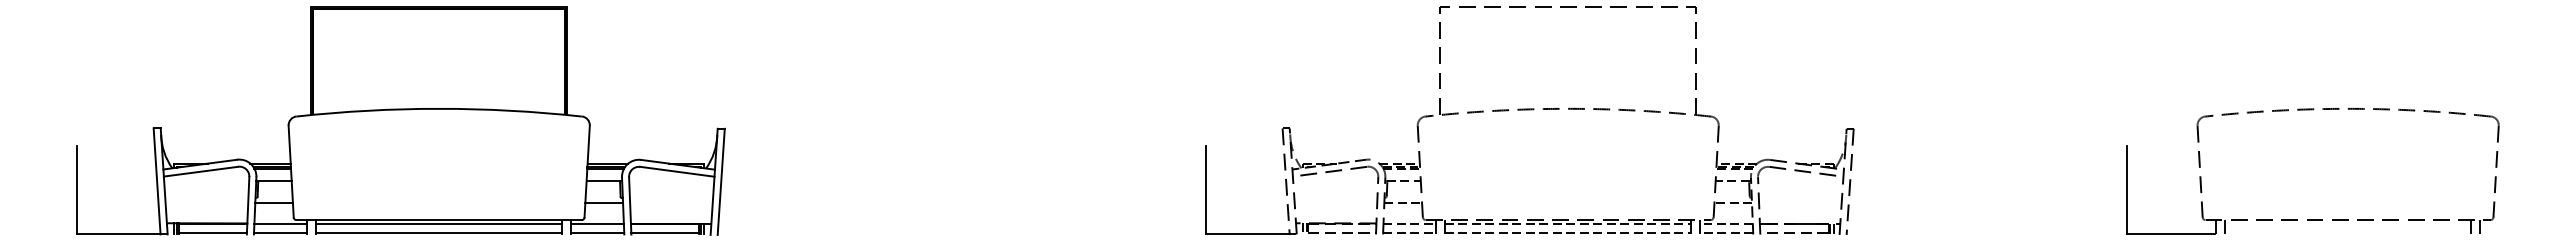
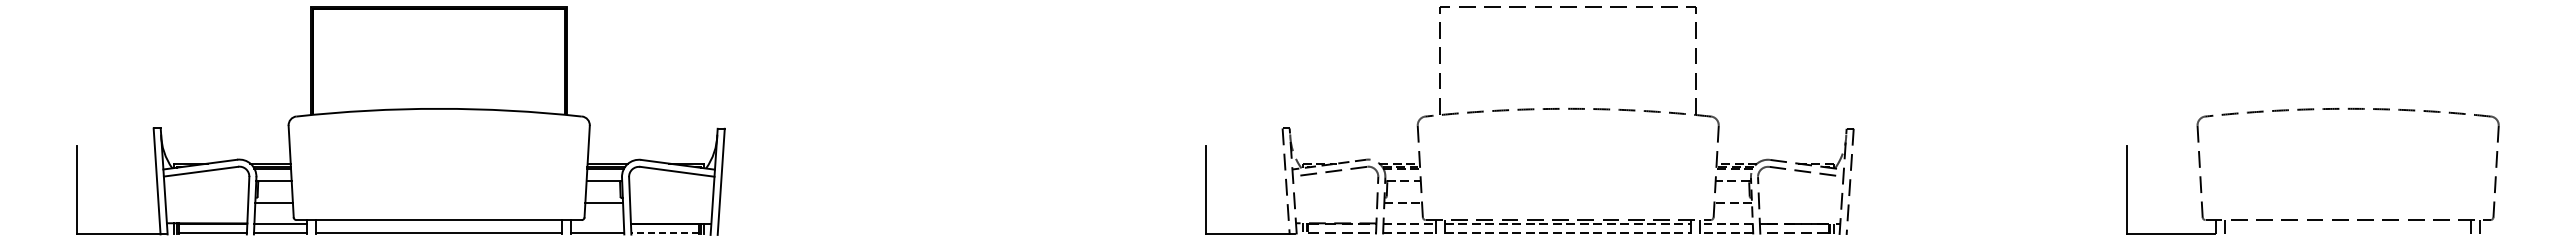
line: present -> none (438, 223)
line: present -> none (597, 223)
line: solid -> dashed (664, 233)
